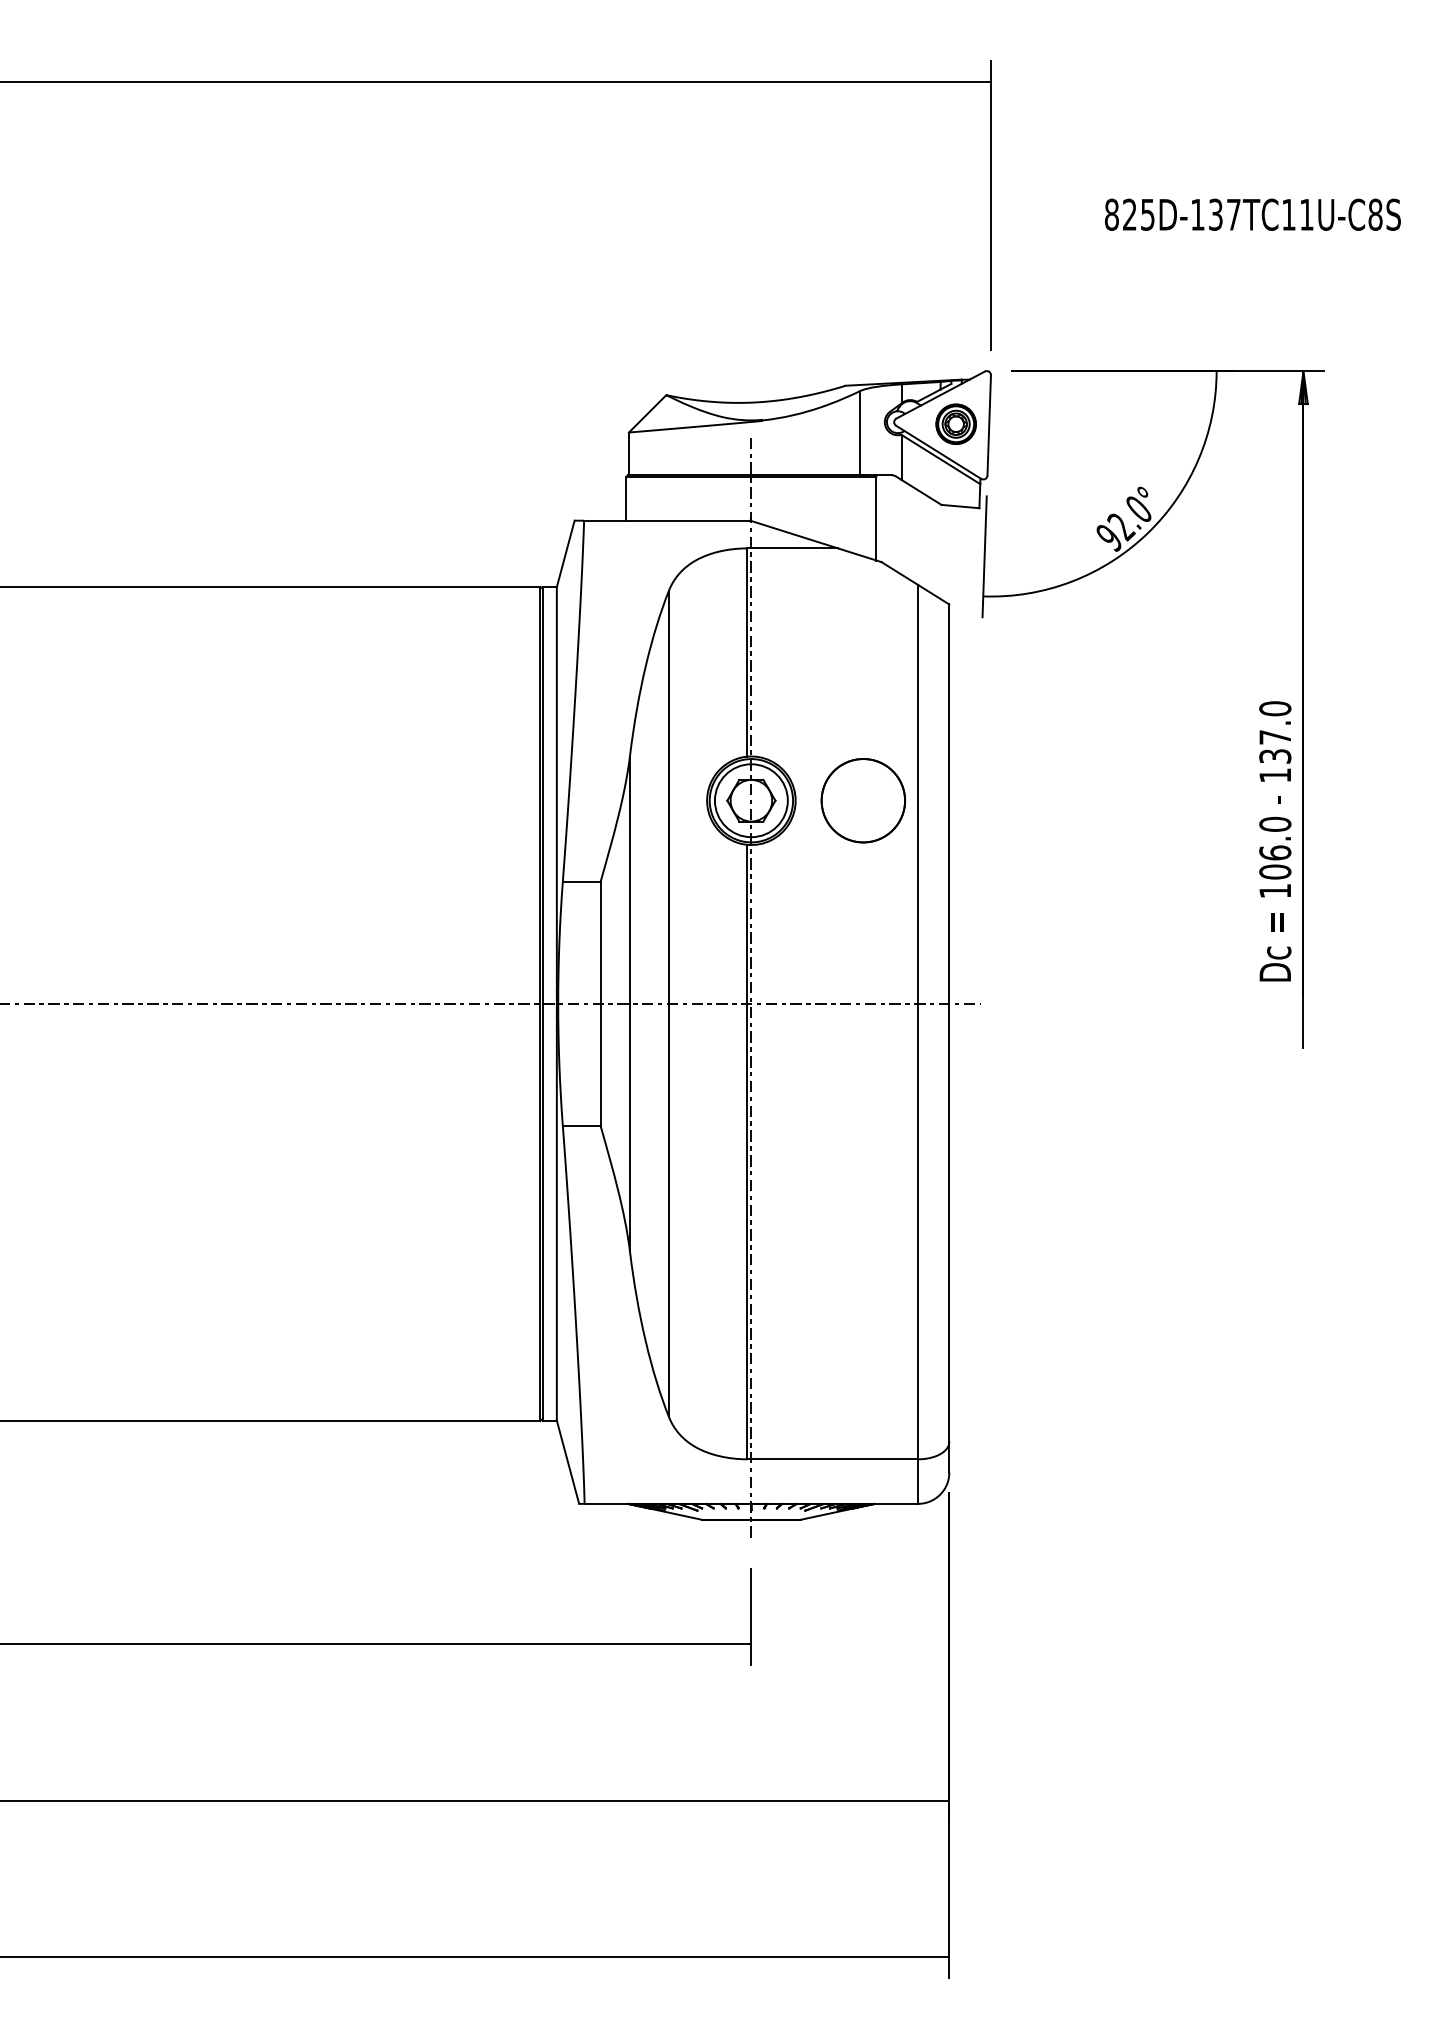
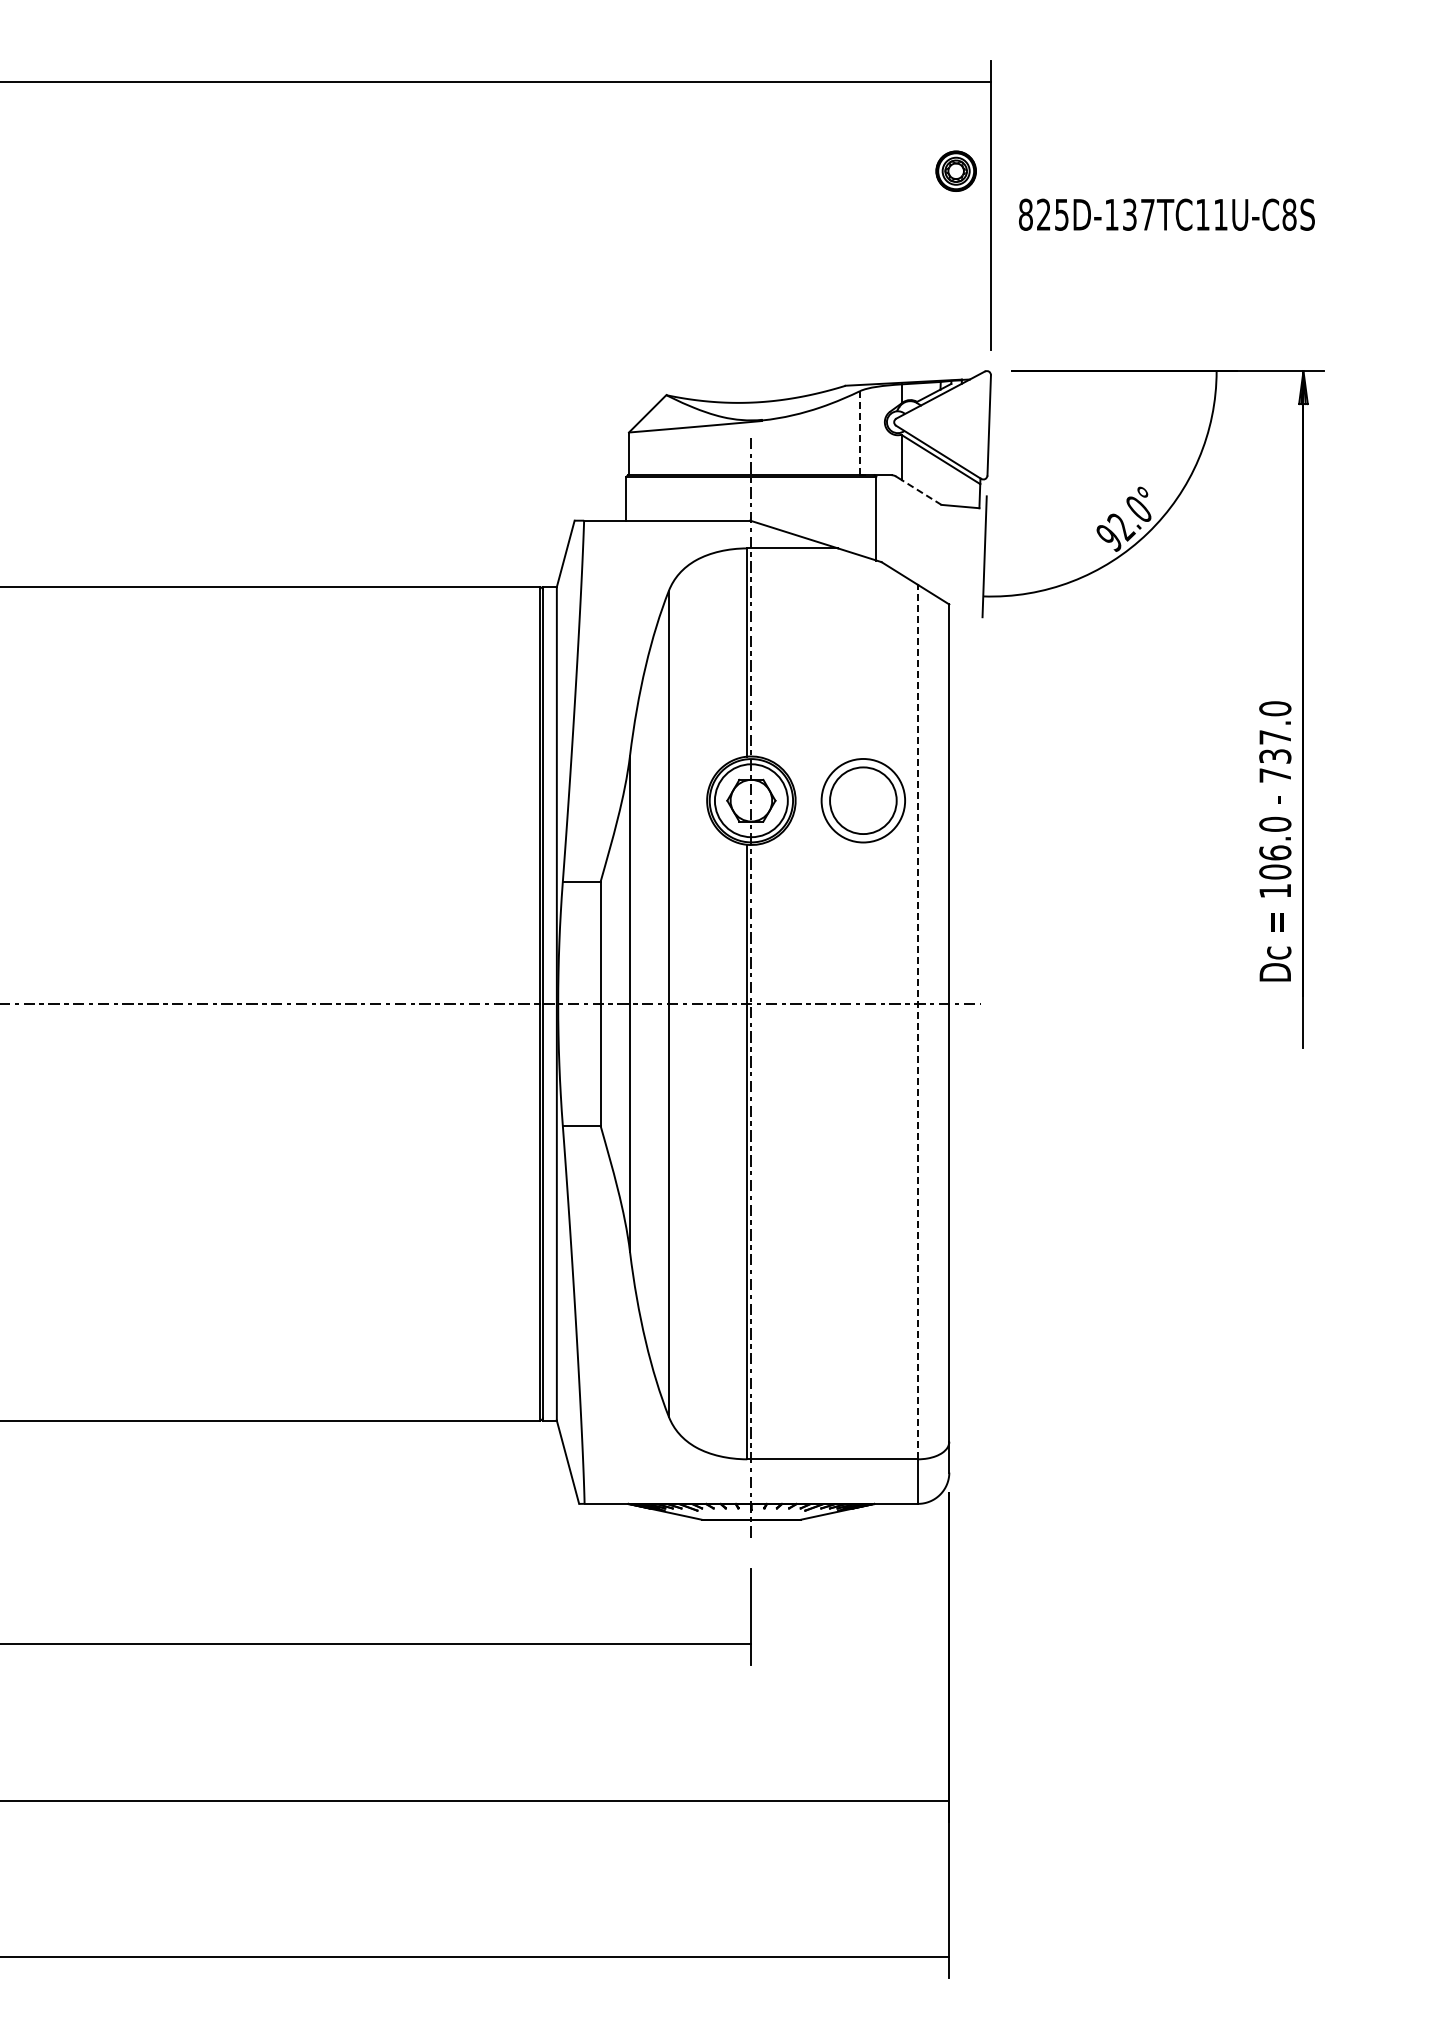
text position: (1252, 214) -> (1166, 214) (1166, 214)
part position: (955, 423) -> (955, 170) (955, 170)
line: solid -> dashed (859, 433)
line: solid -> dashed (921, 492)
text: 137.0 -> 737.0 (1274, 775)
circle diameter: 83 px -> 67 px (863, 800)
line: solid -> dashed (918, 1021)
